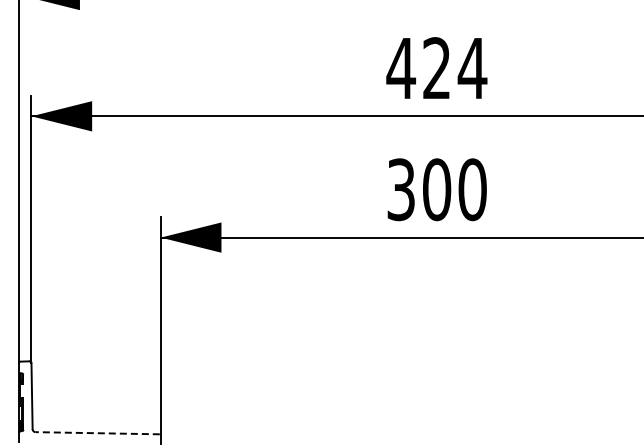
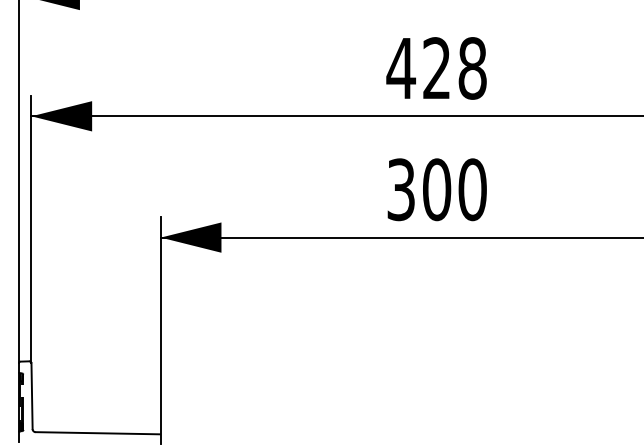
text: 424 -> 428 (472, 68)
line: dashed -> solid (97, 433)
